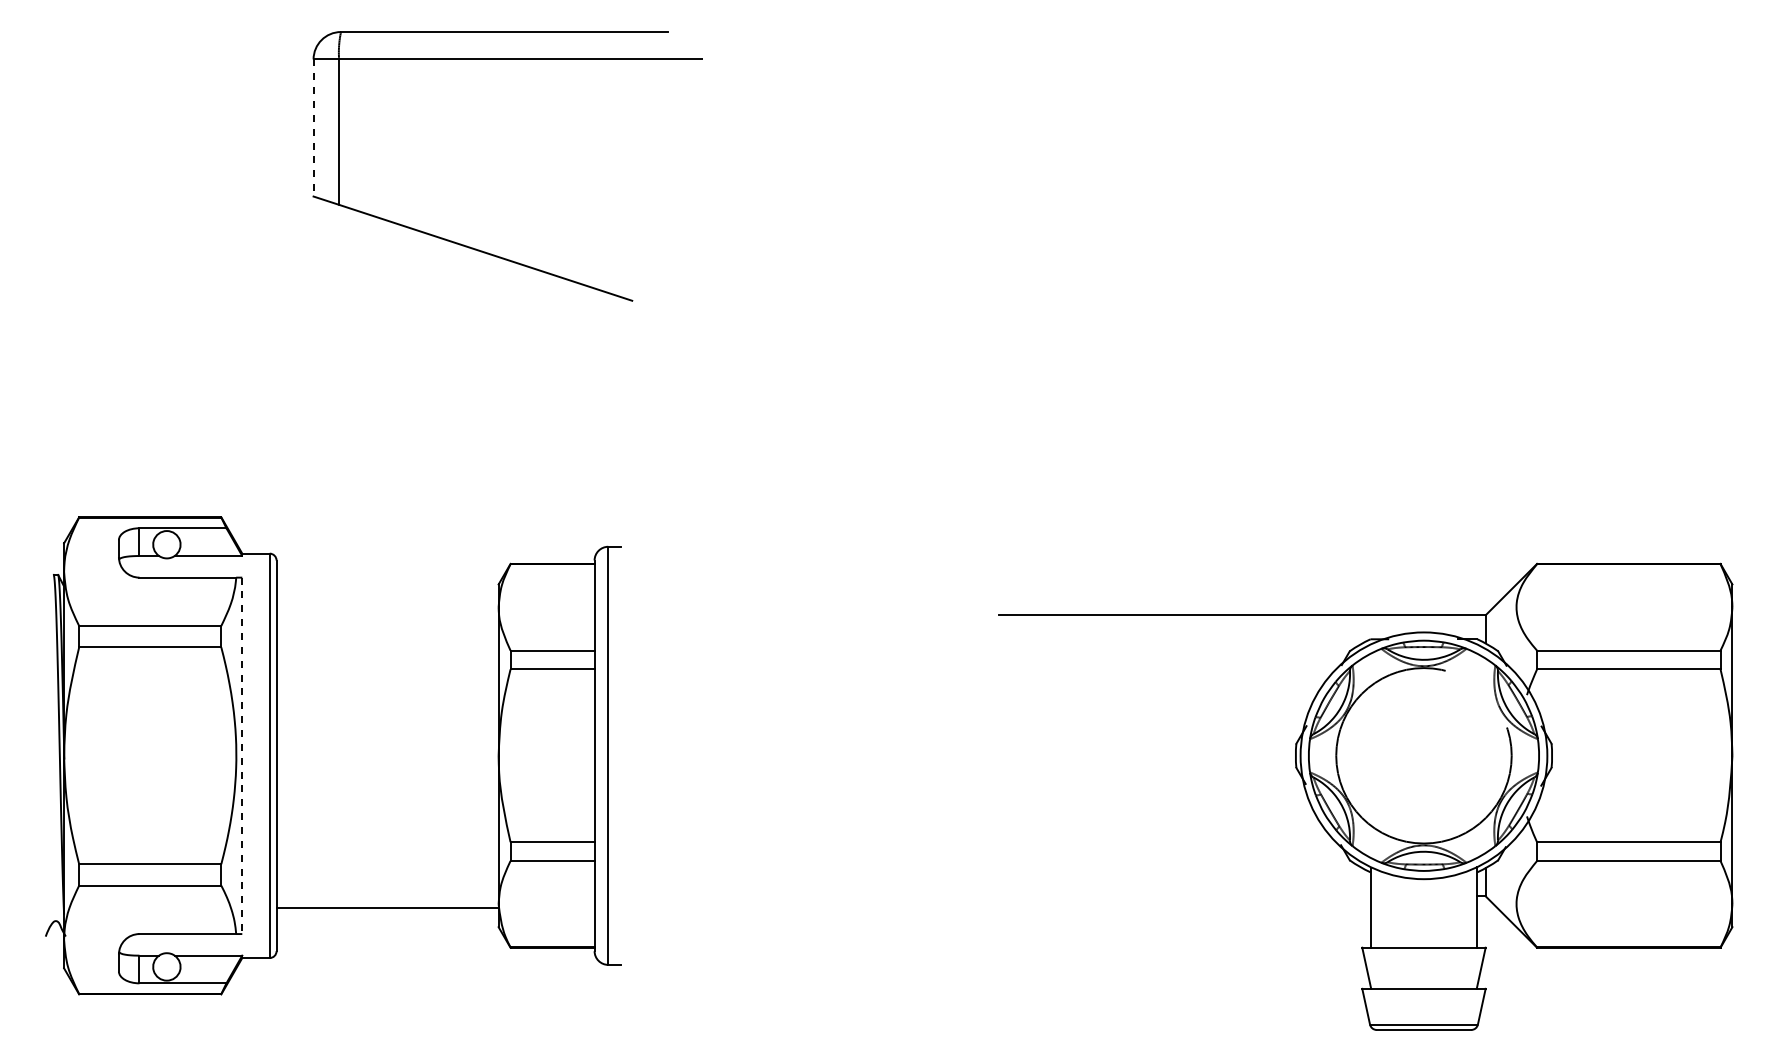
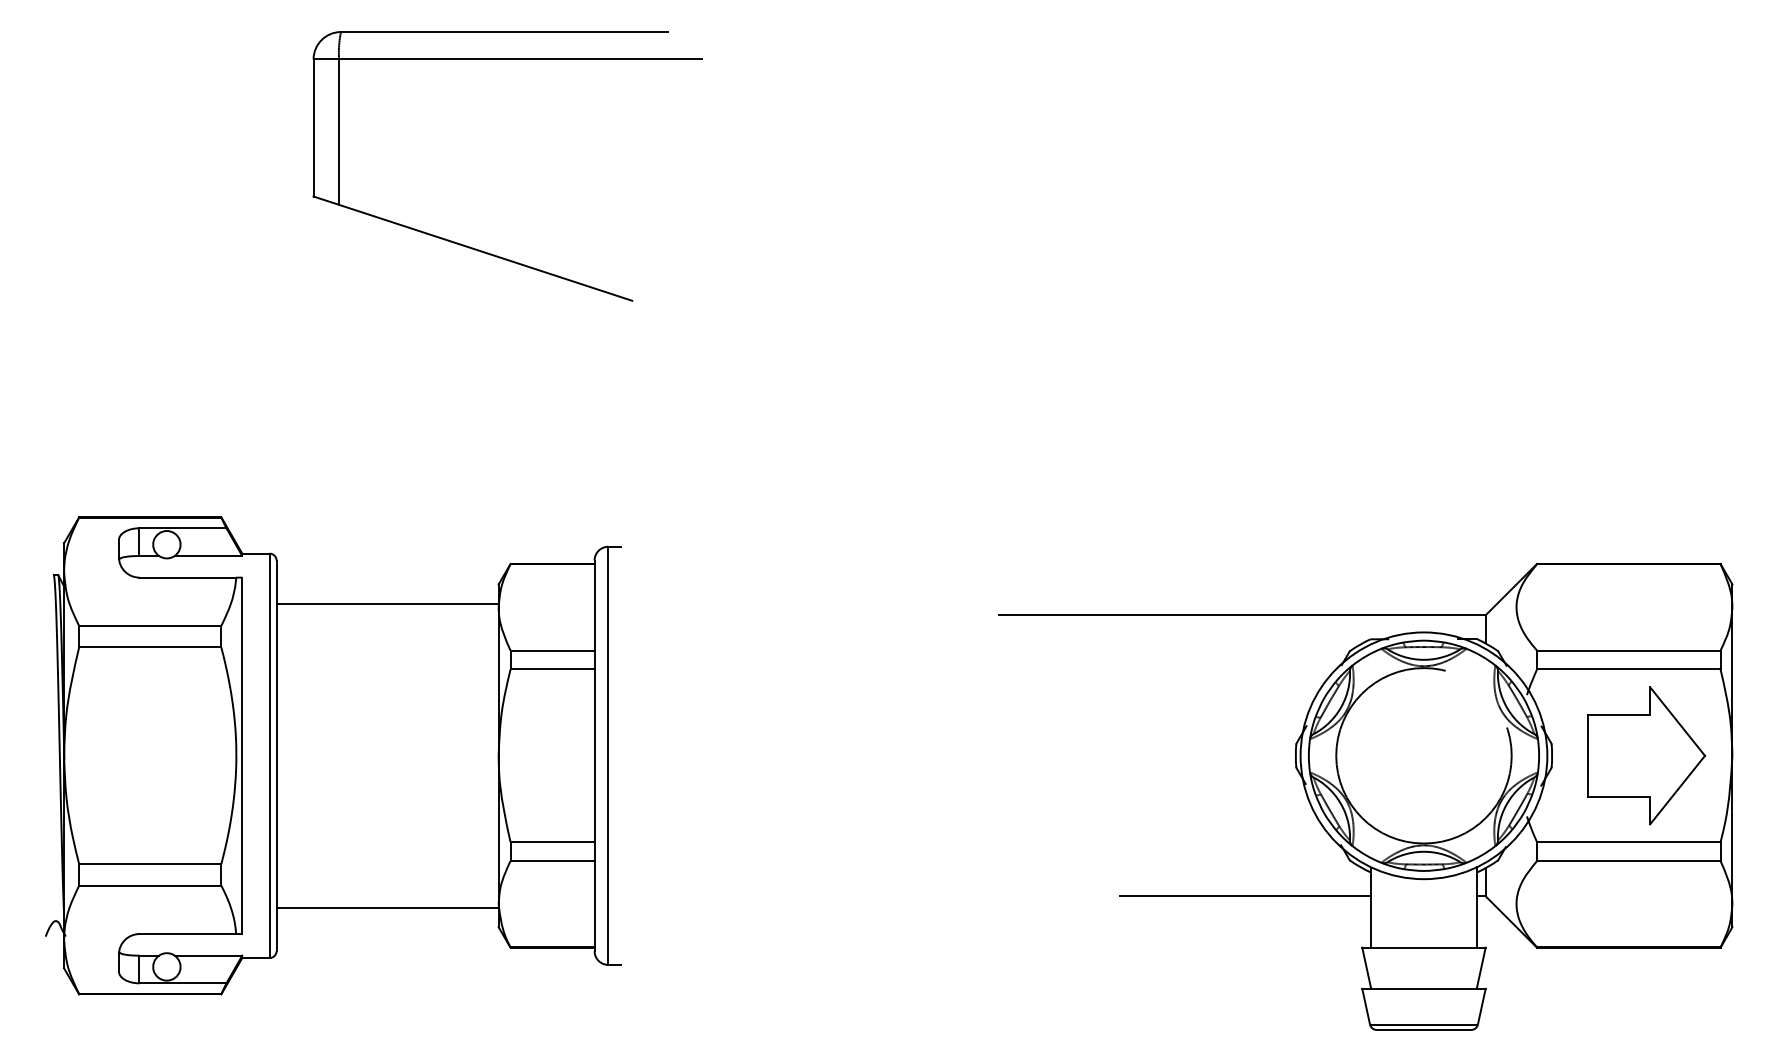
line: dashed -> solid (313, 128)
line: none -> present (387, 603)
part: none -> present (1646, 755)
line: dashed -> solid (242, 756)
line: none -> present (1245, 896)
